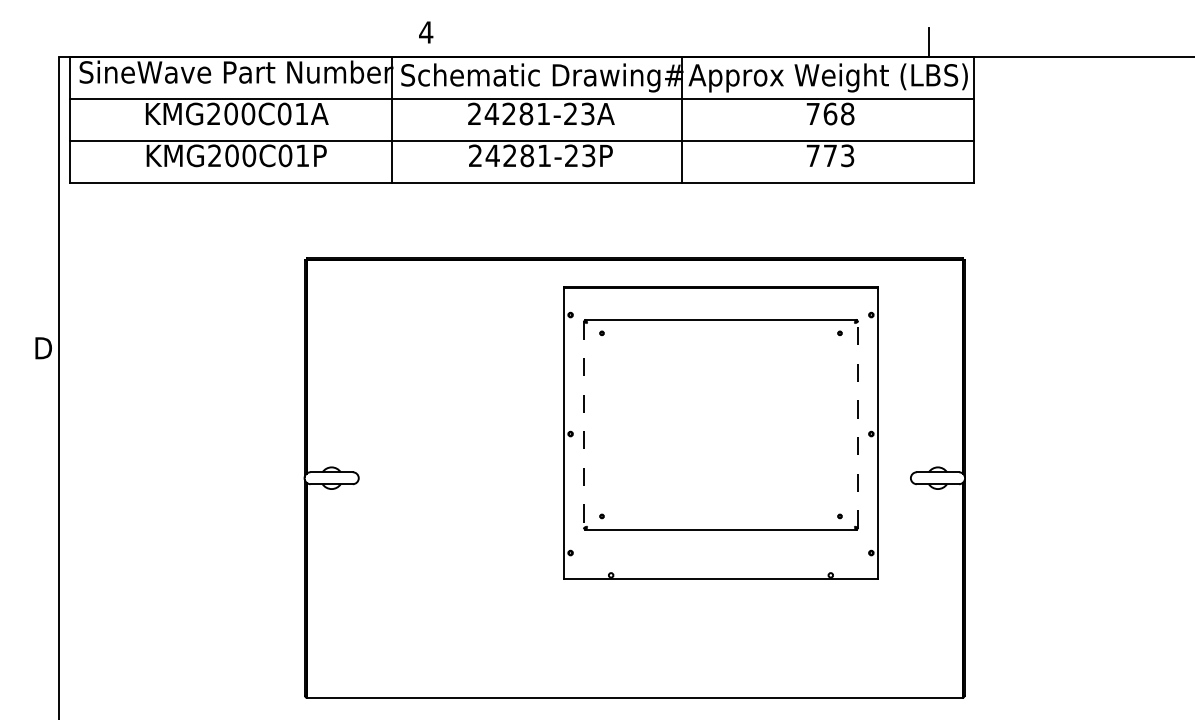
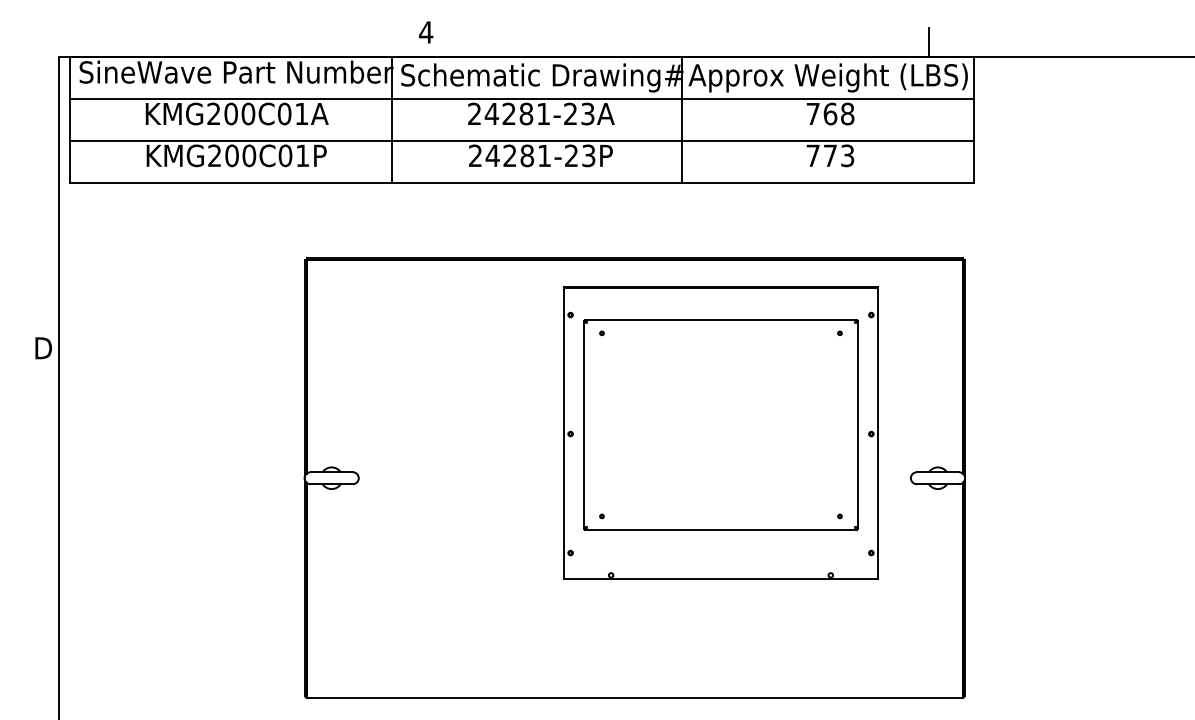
line: dashed -> solid (584, 424)
line: dashed -> solid (857, 424)
